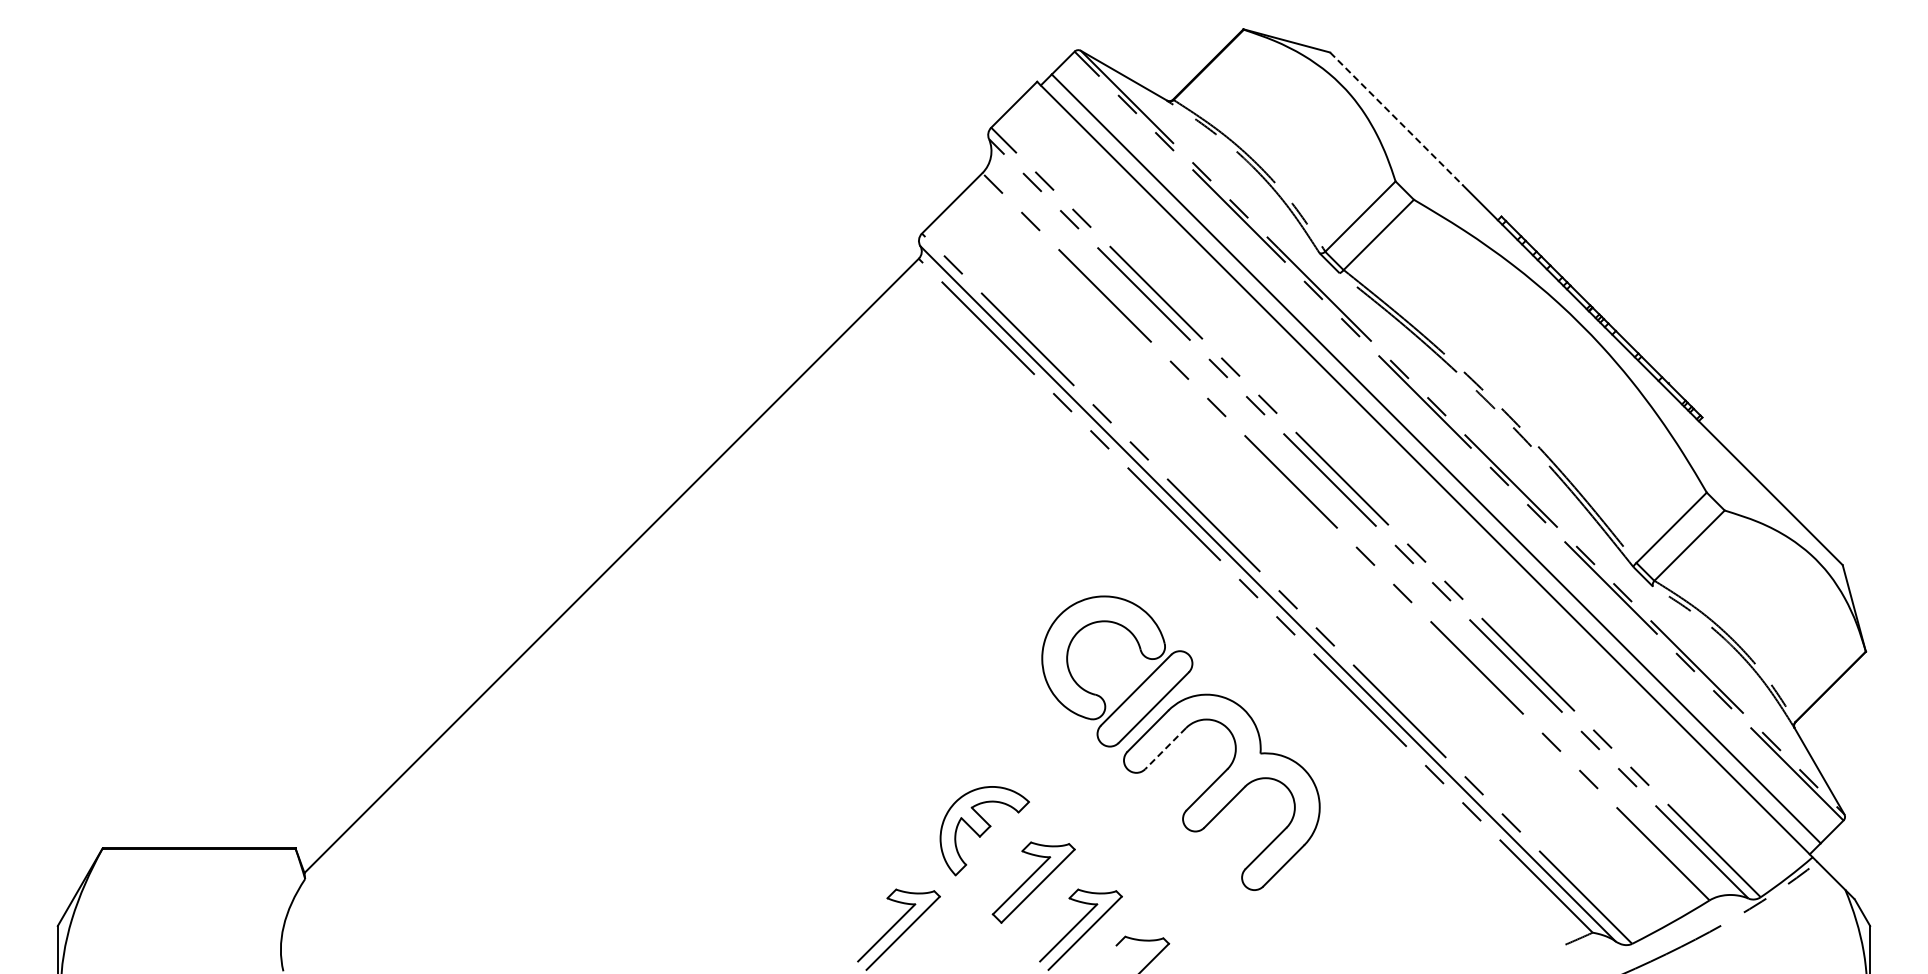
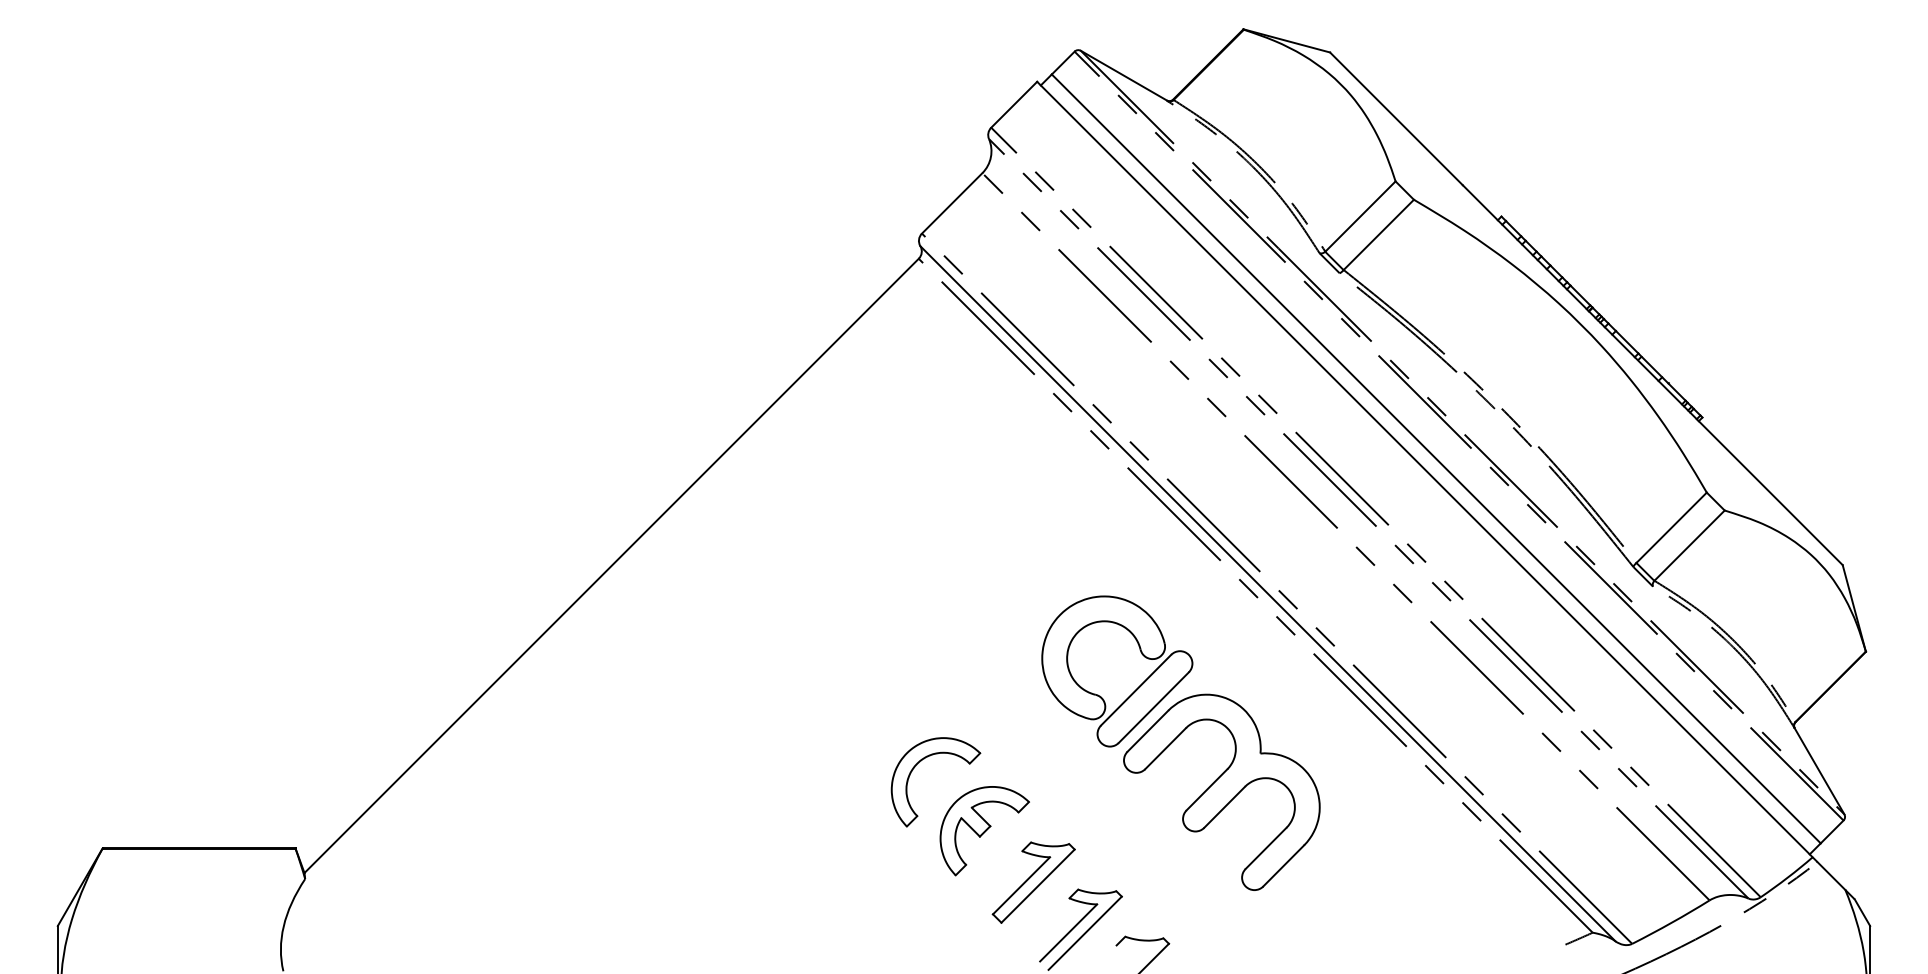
line: dashed -> solid (1396, 118)
line: dashed -> solid (1165, 748)
part: none -> present (915, 767)
part: present -> none (898, 929)
